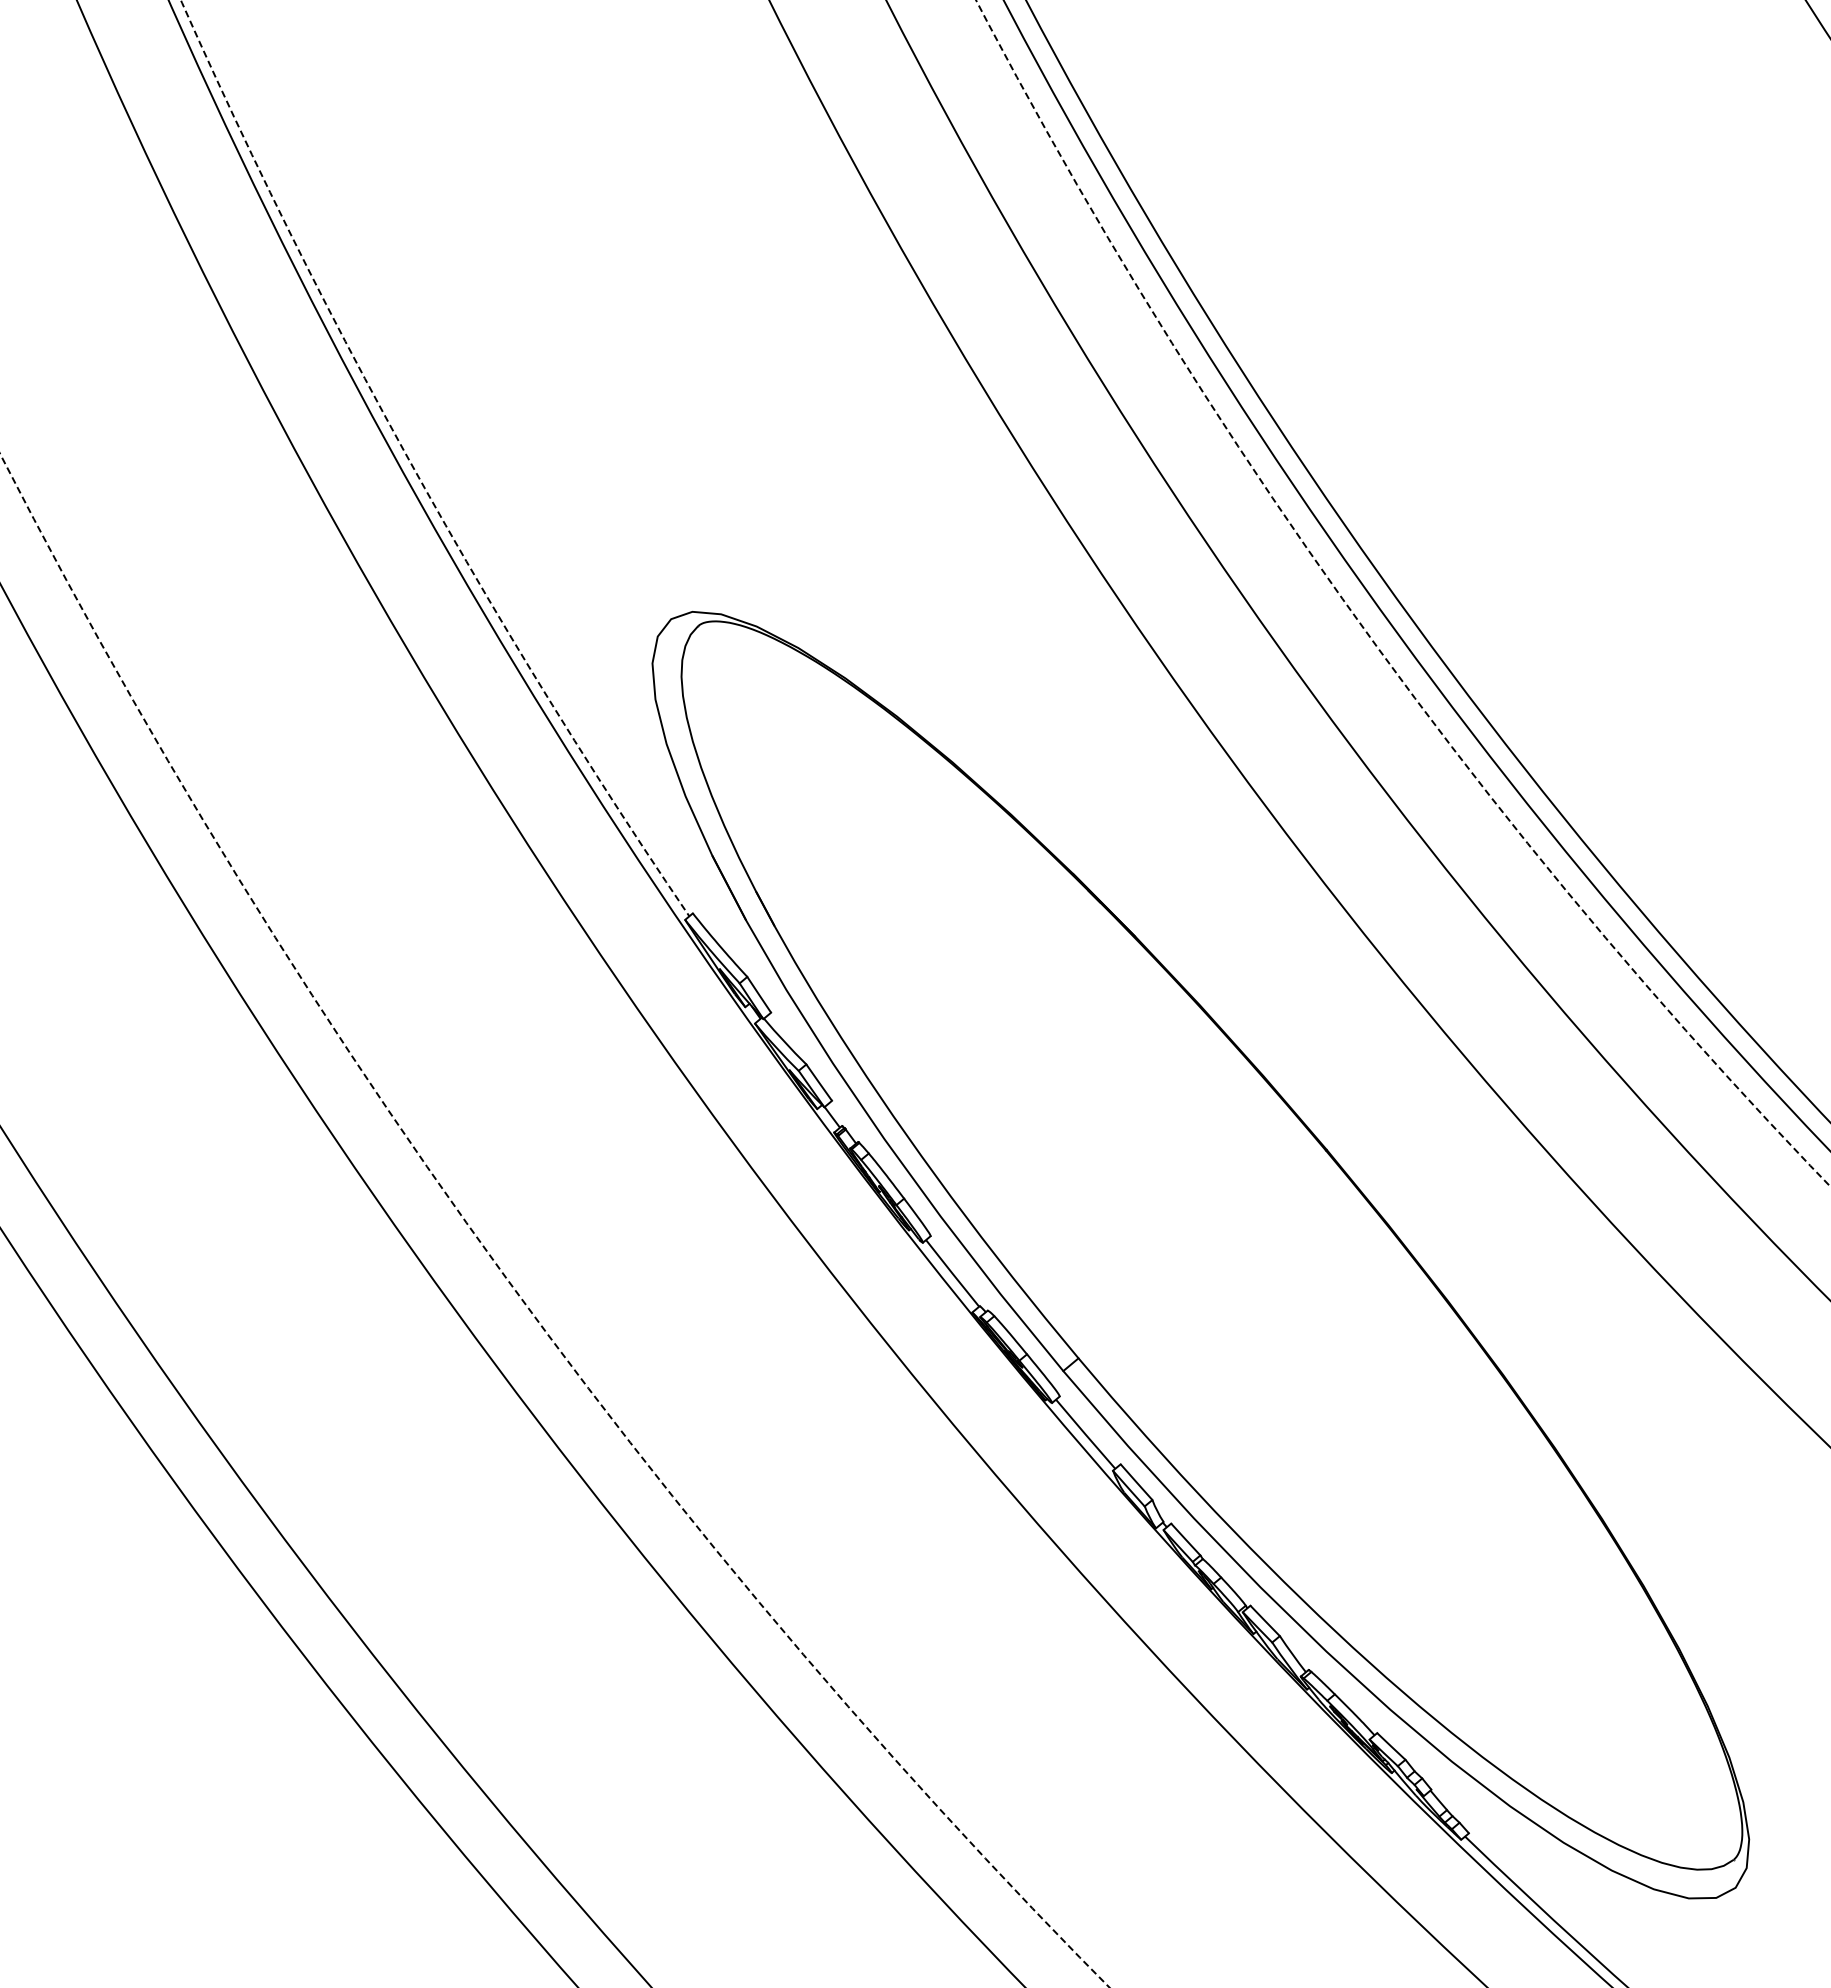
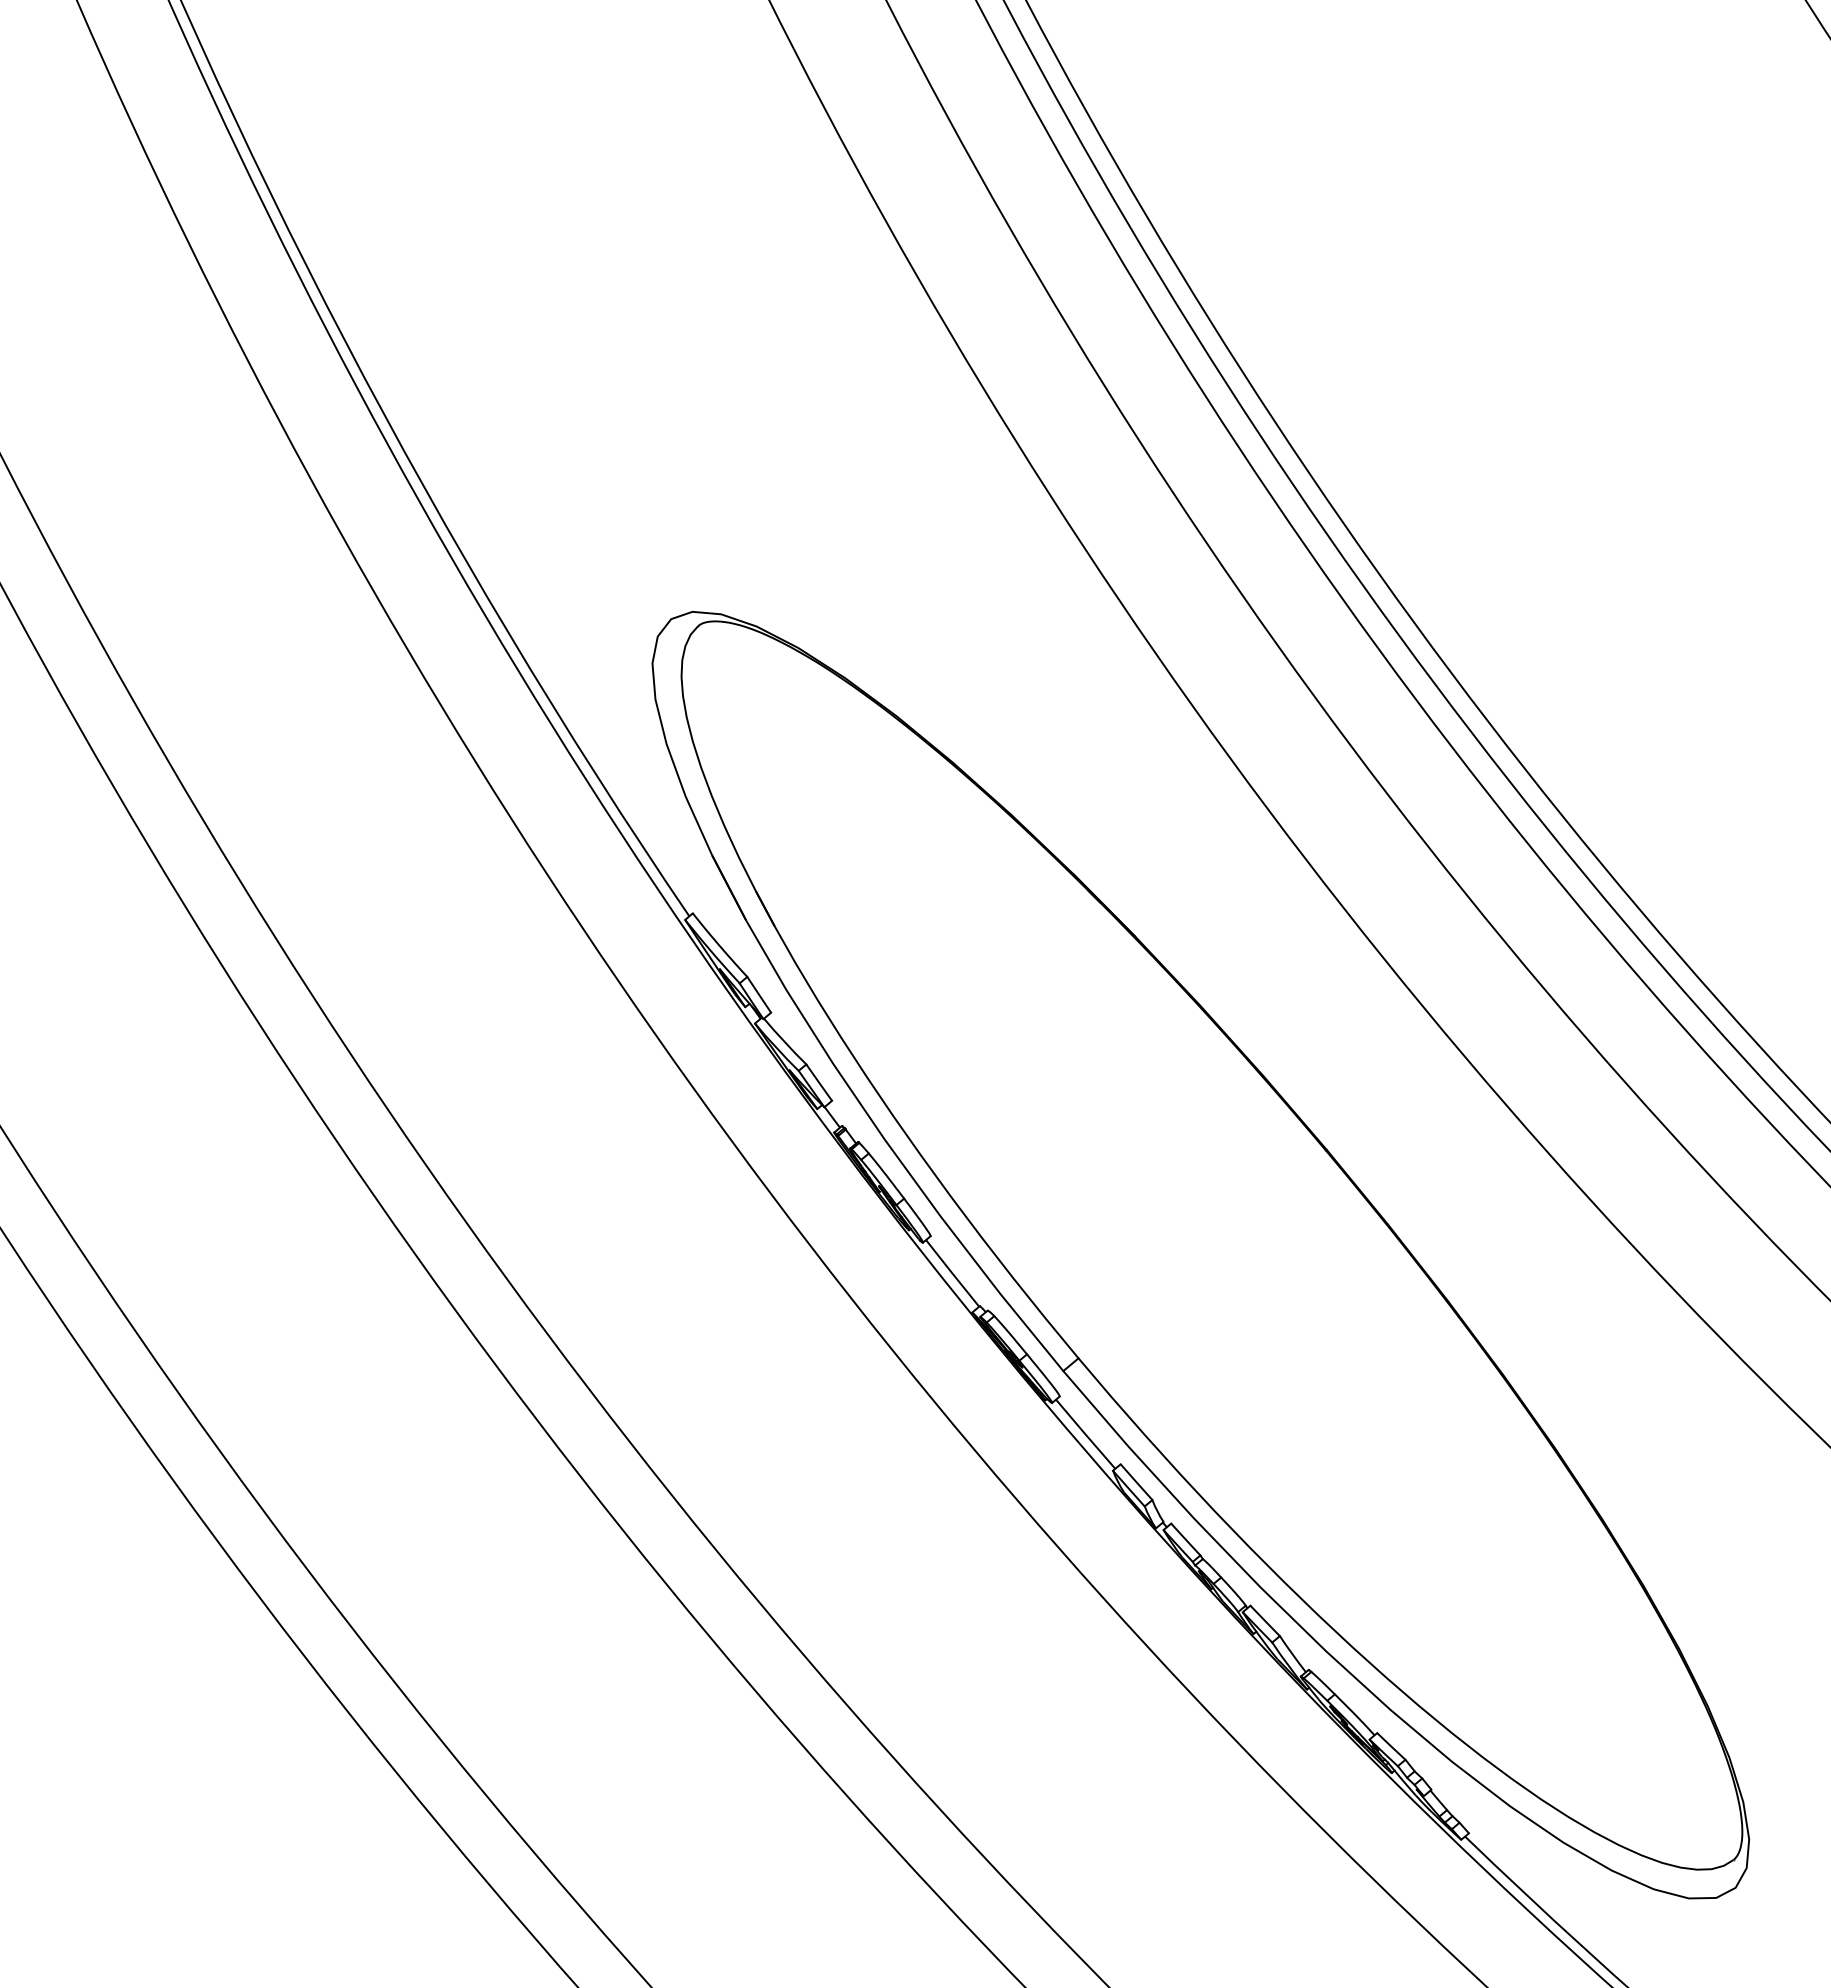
arc: dashed -> solid (414, 469)
circle: dashed -> solid (1403, 593)
arc: dashed -> solid (496, 1264)
